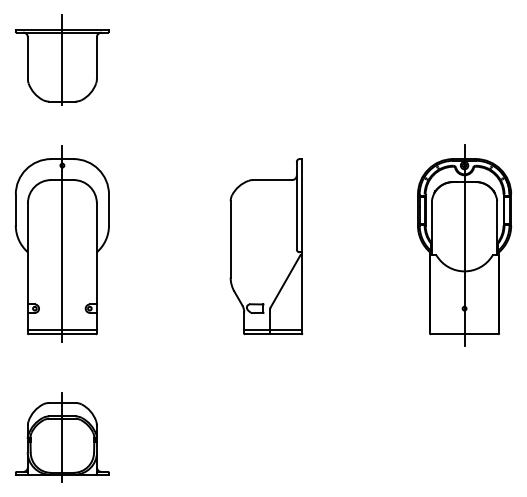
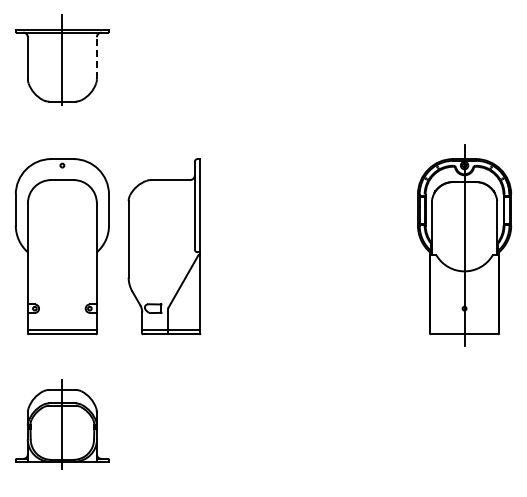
line: solid -> dashed (96, 58)
line: present -> none (62, 243)
part position: (266, 246) -> (164, 246) (164, 246)
part position: (62, 437) -> (62, 424) (62, 424)
